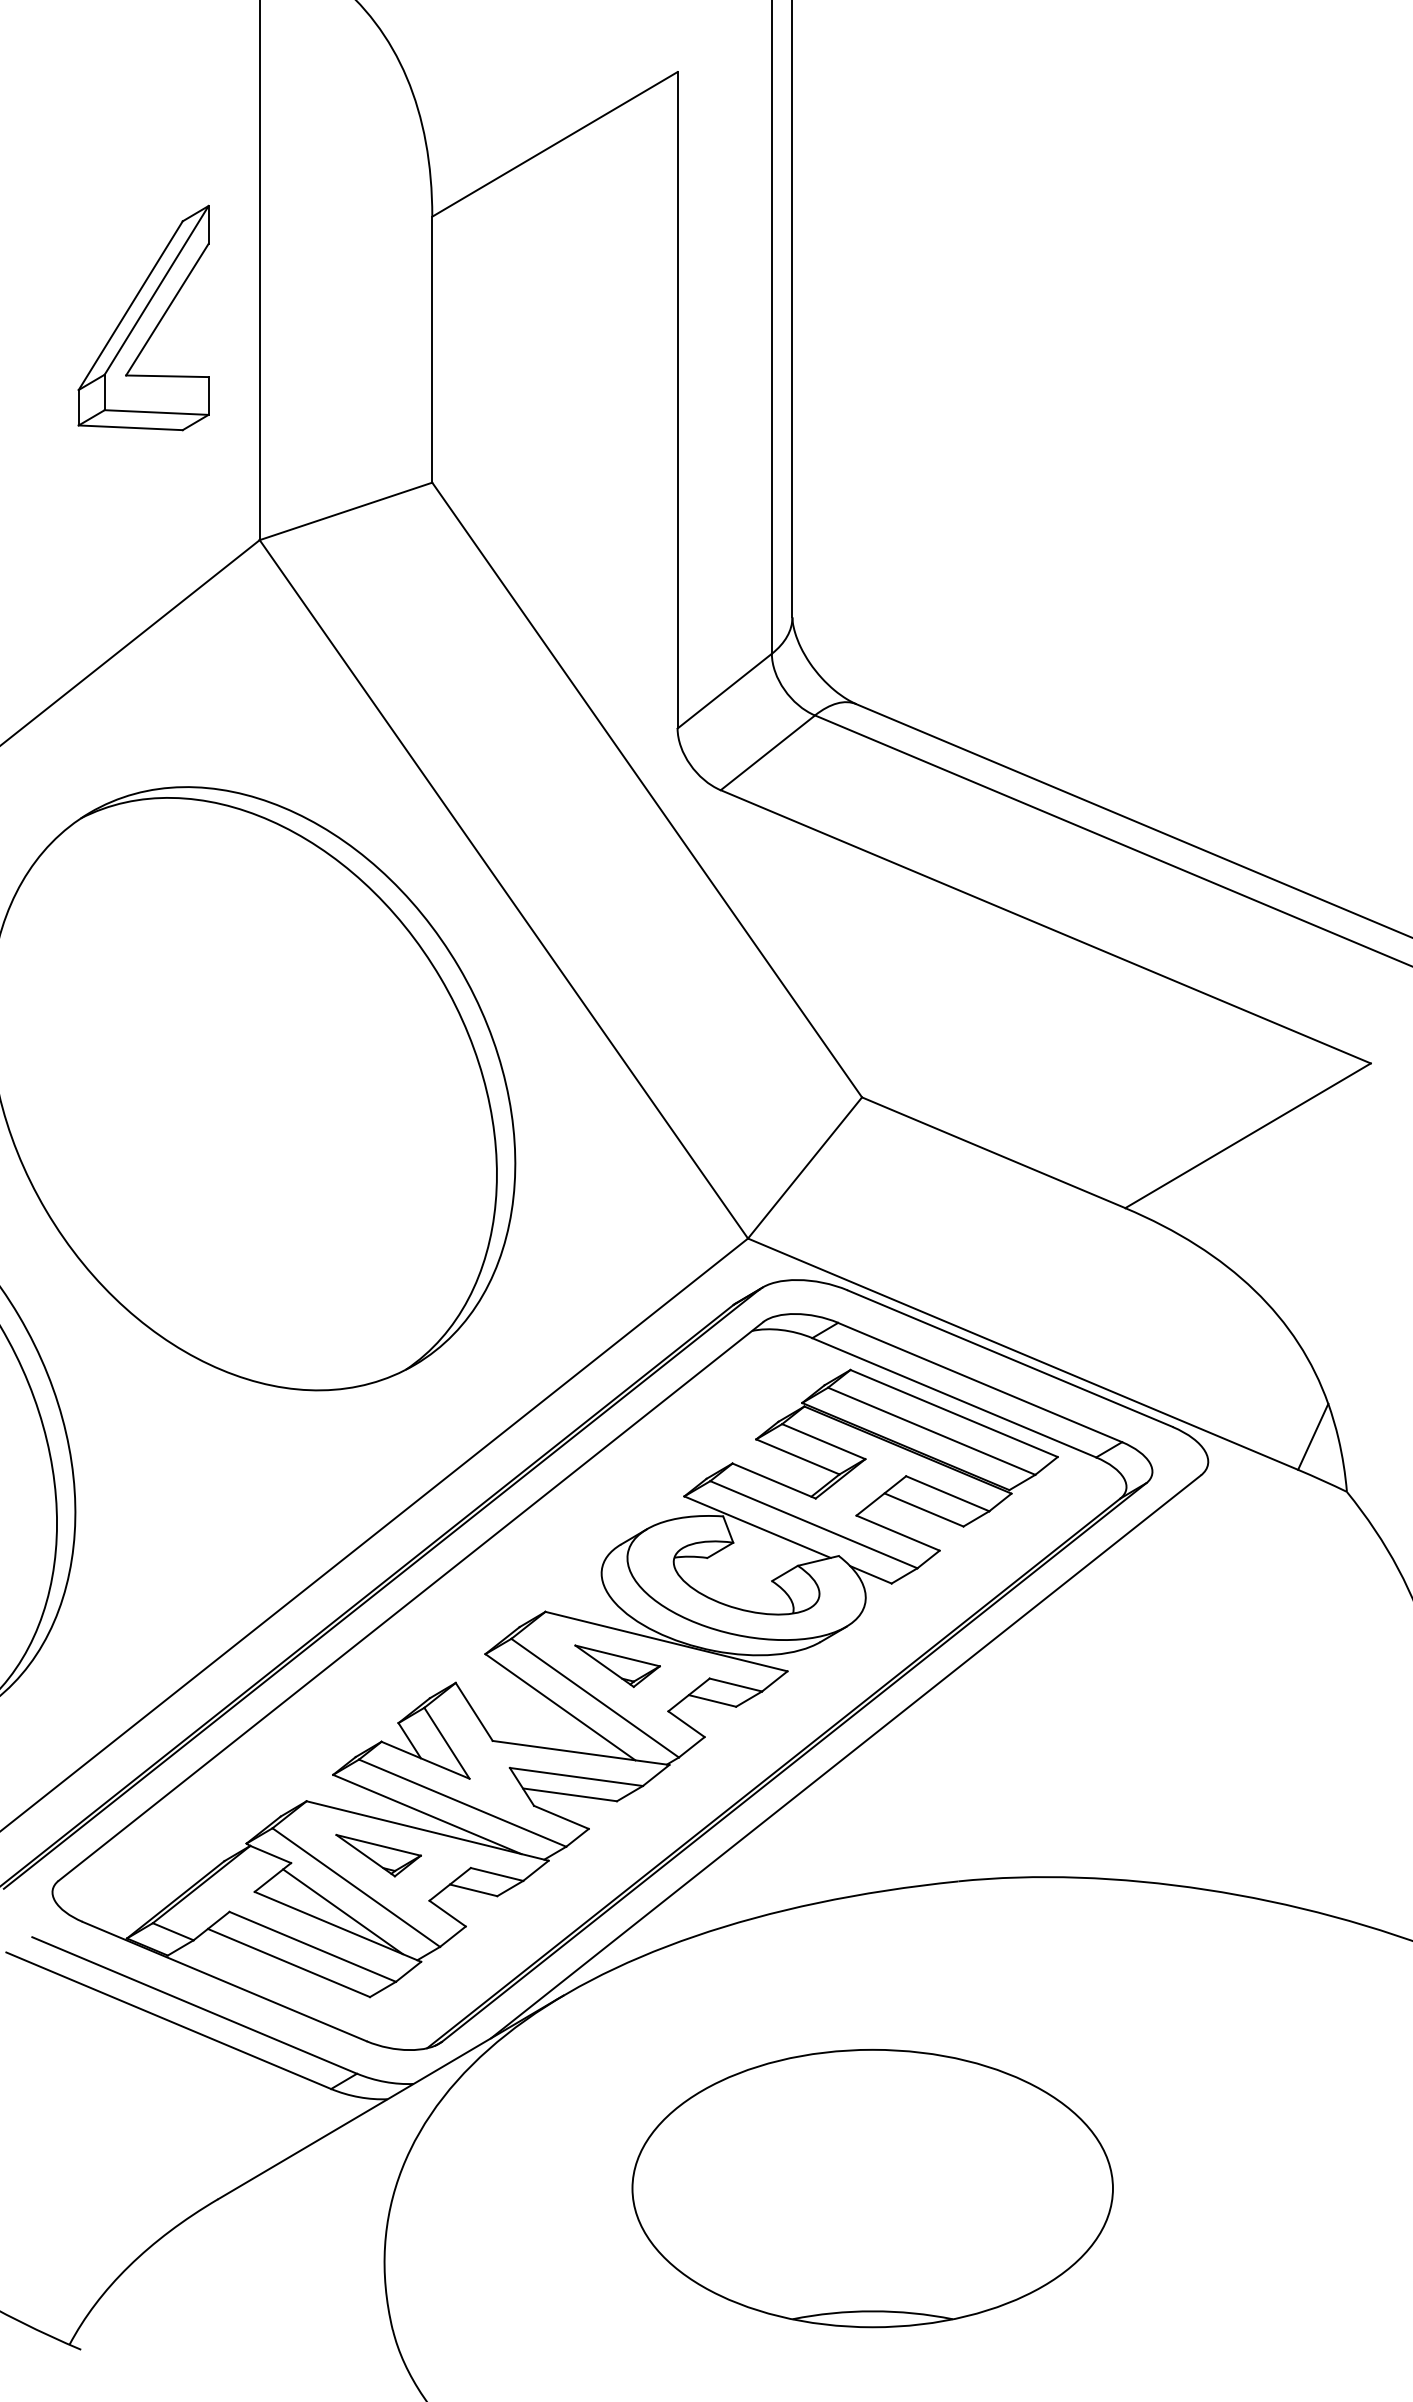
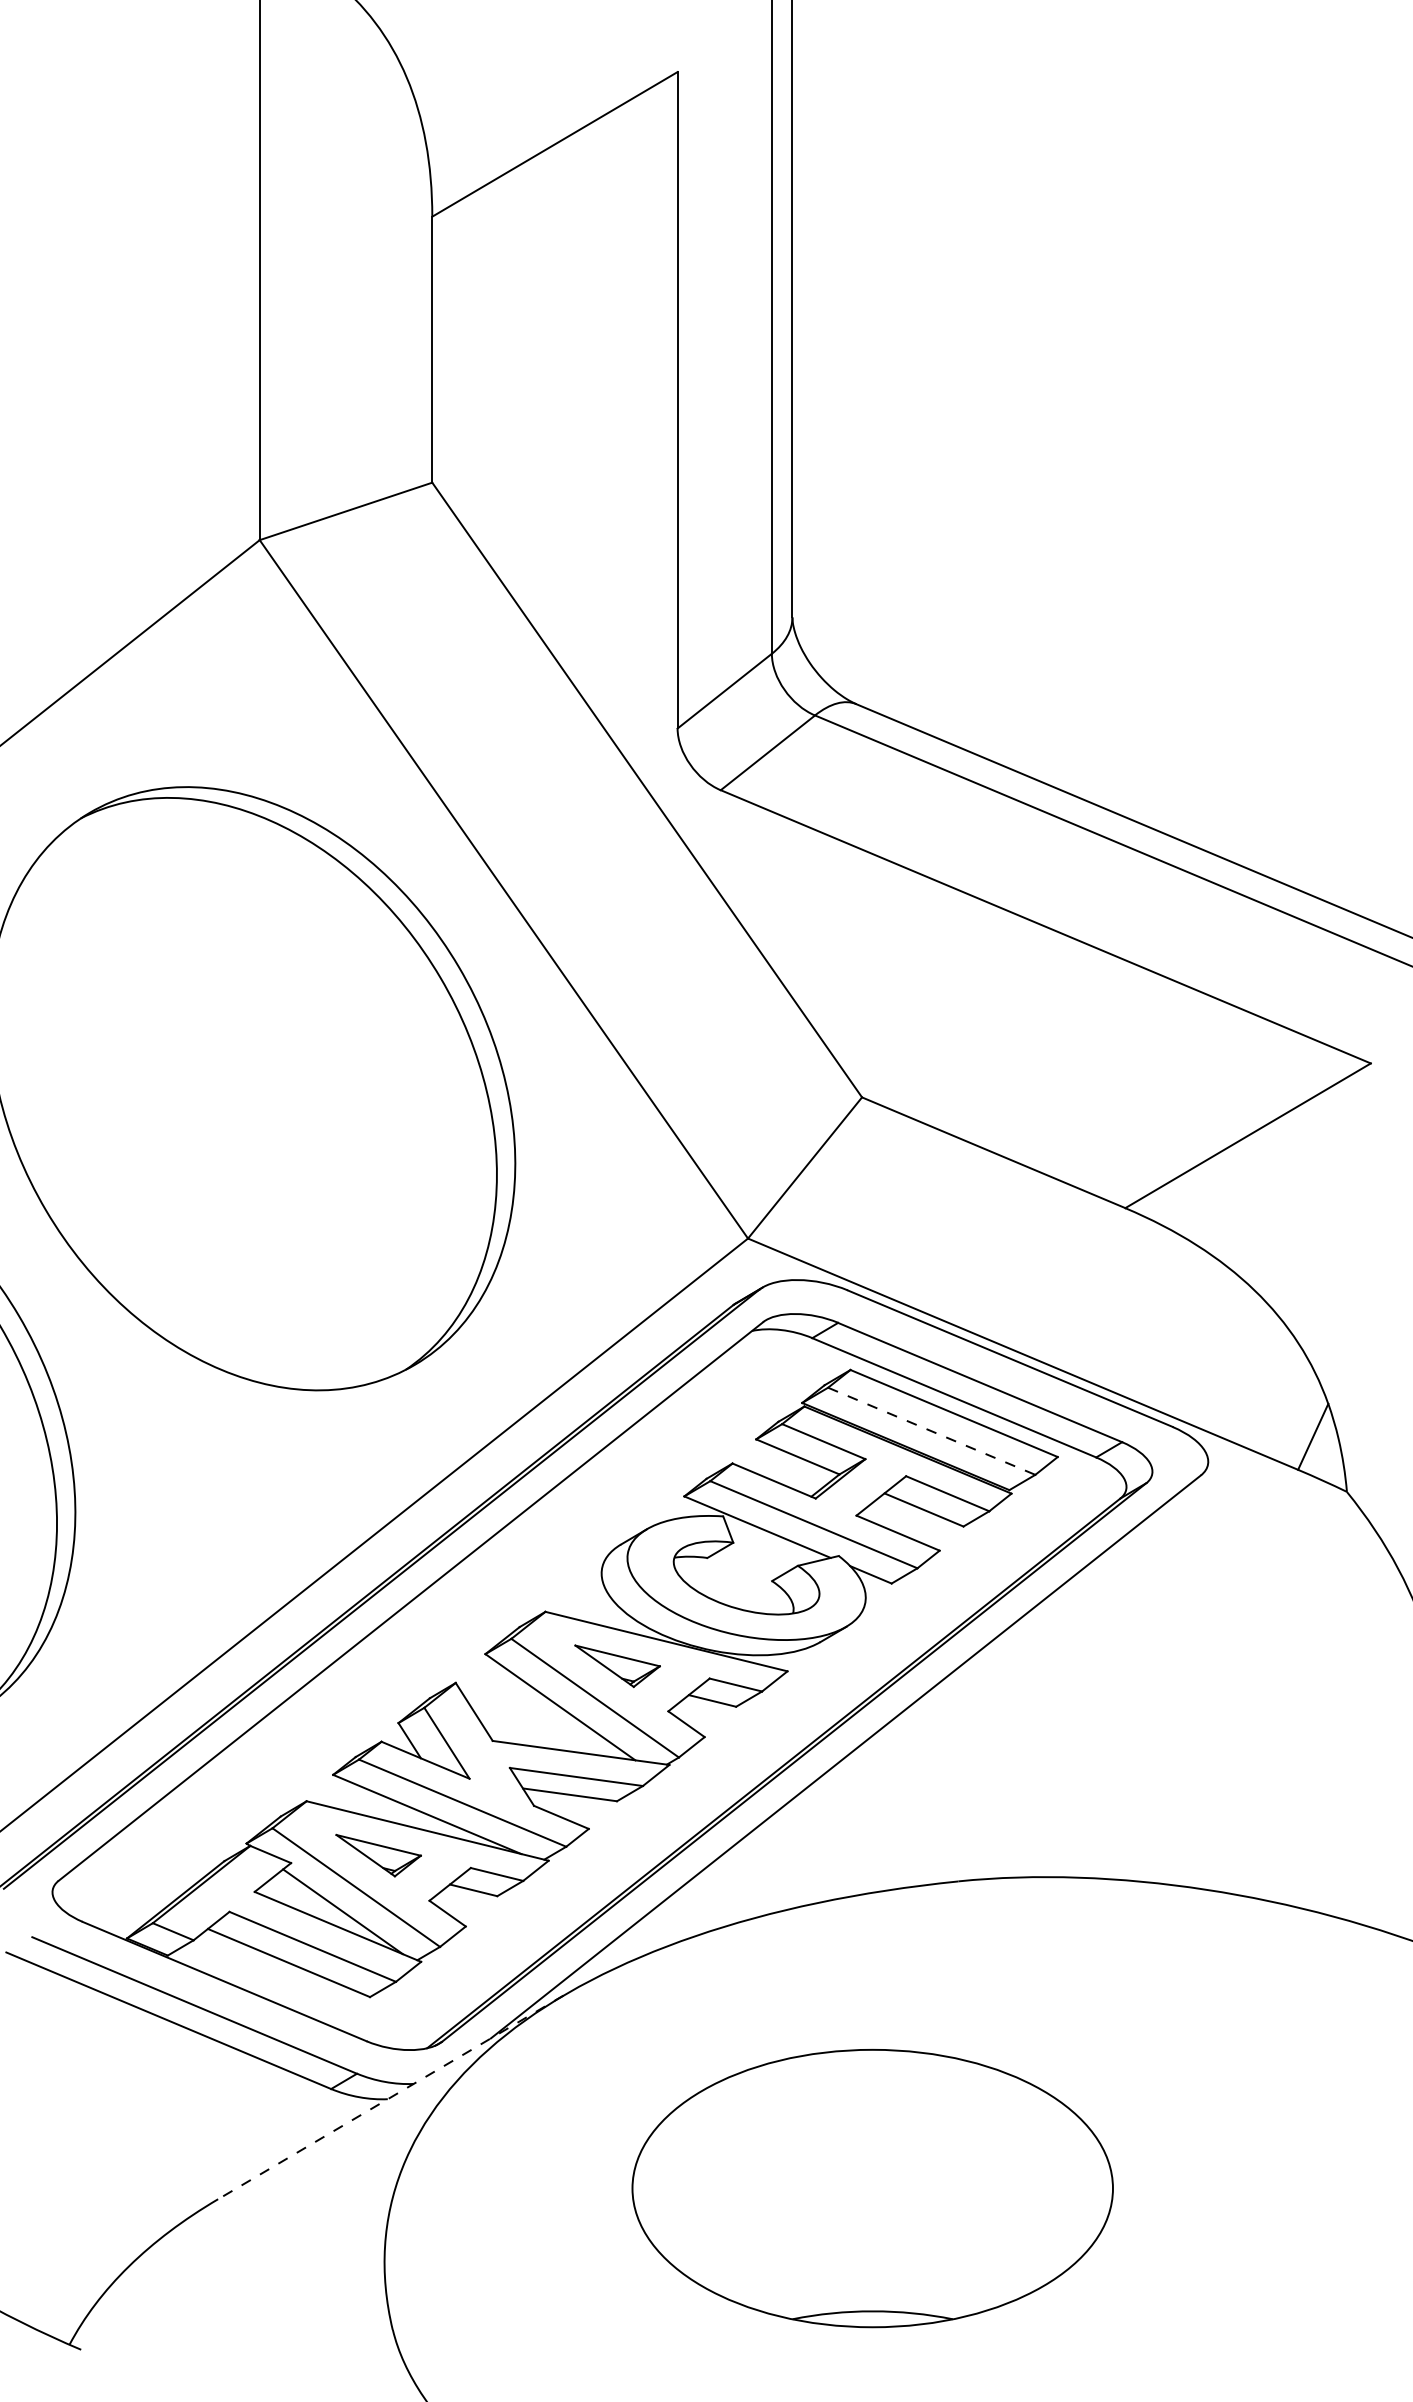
part: present -> none (143, 317)
line: solid -> dashed (932, 1431)
line: solid -> dashed (390, 2097)
